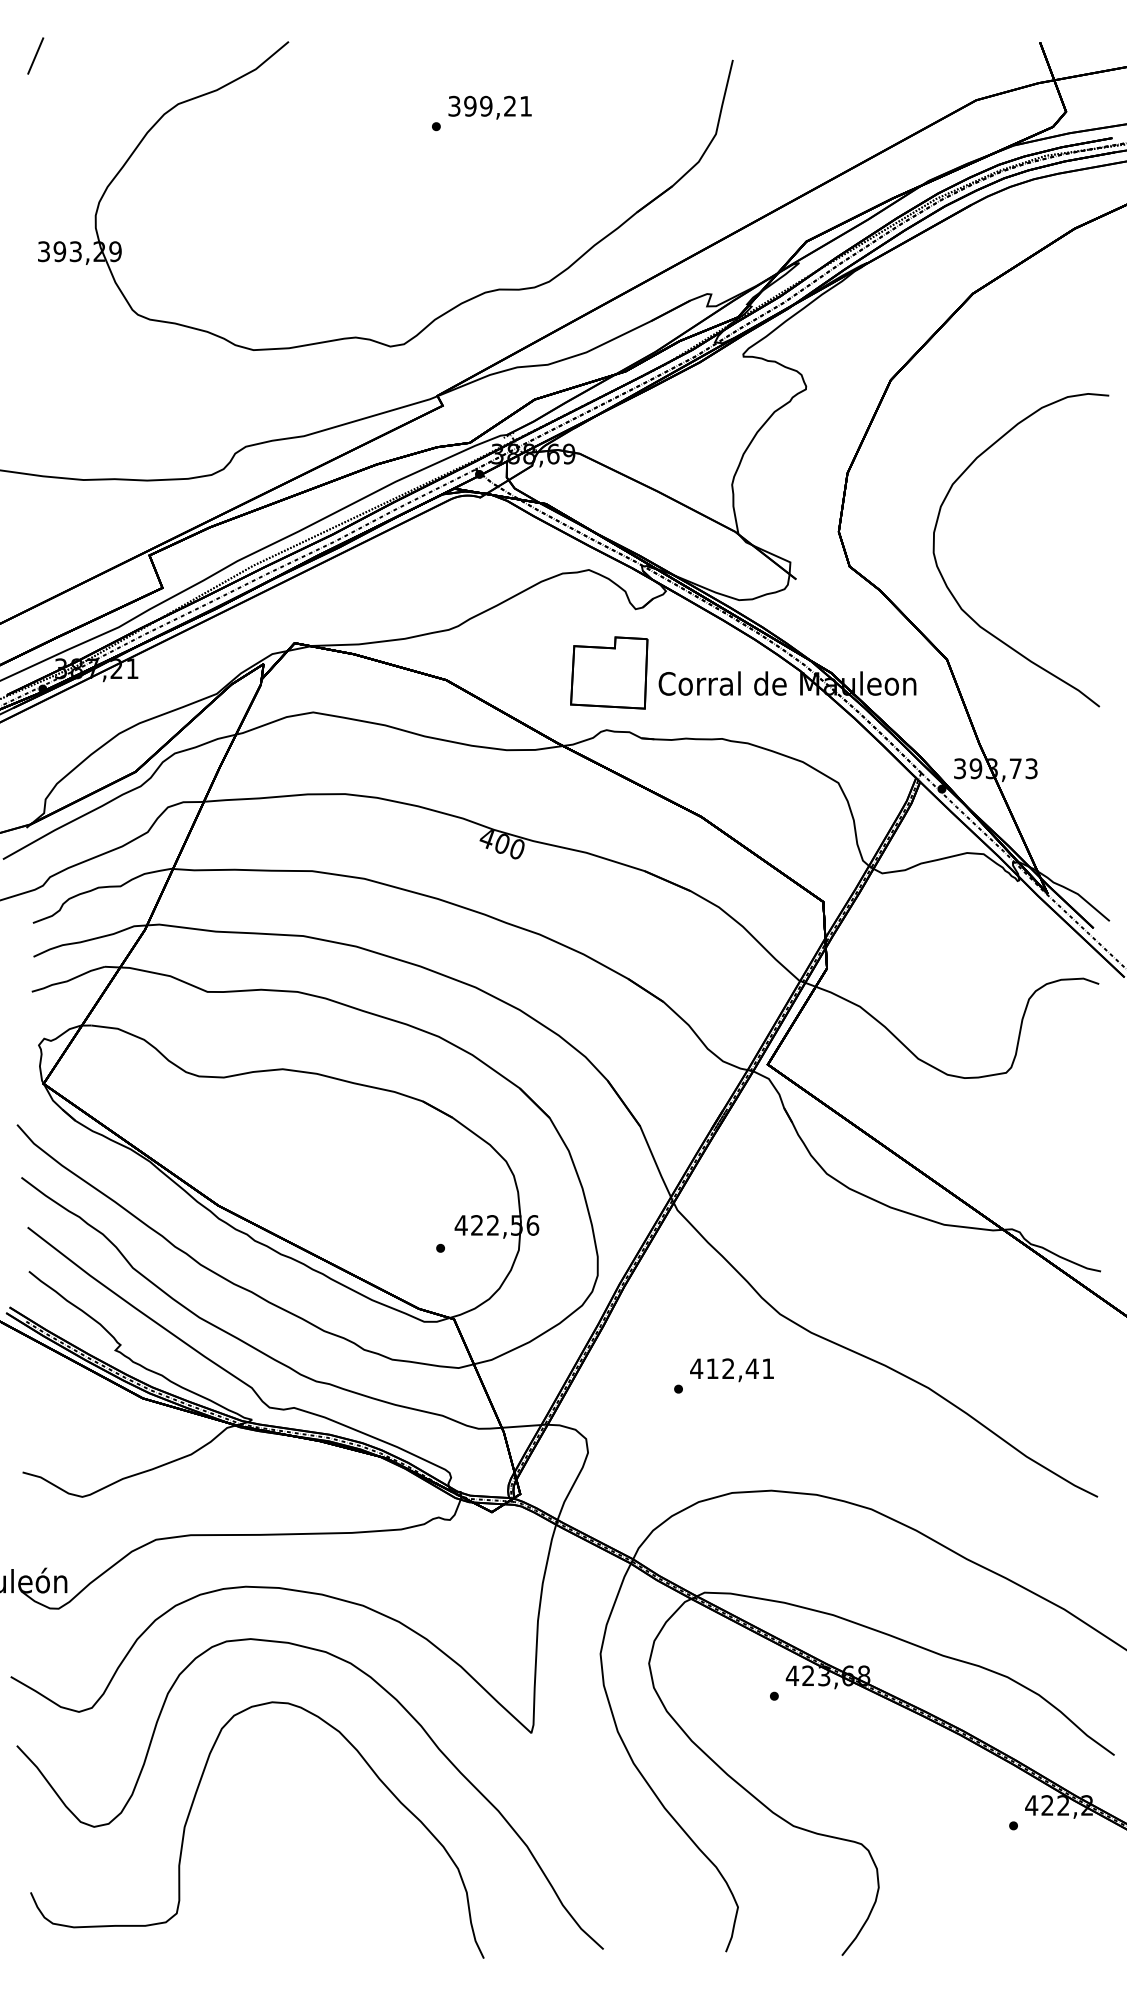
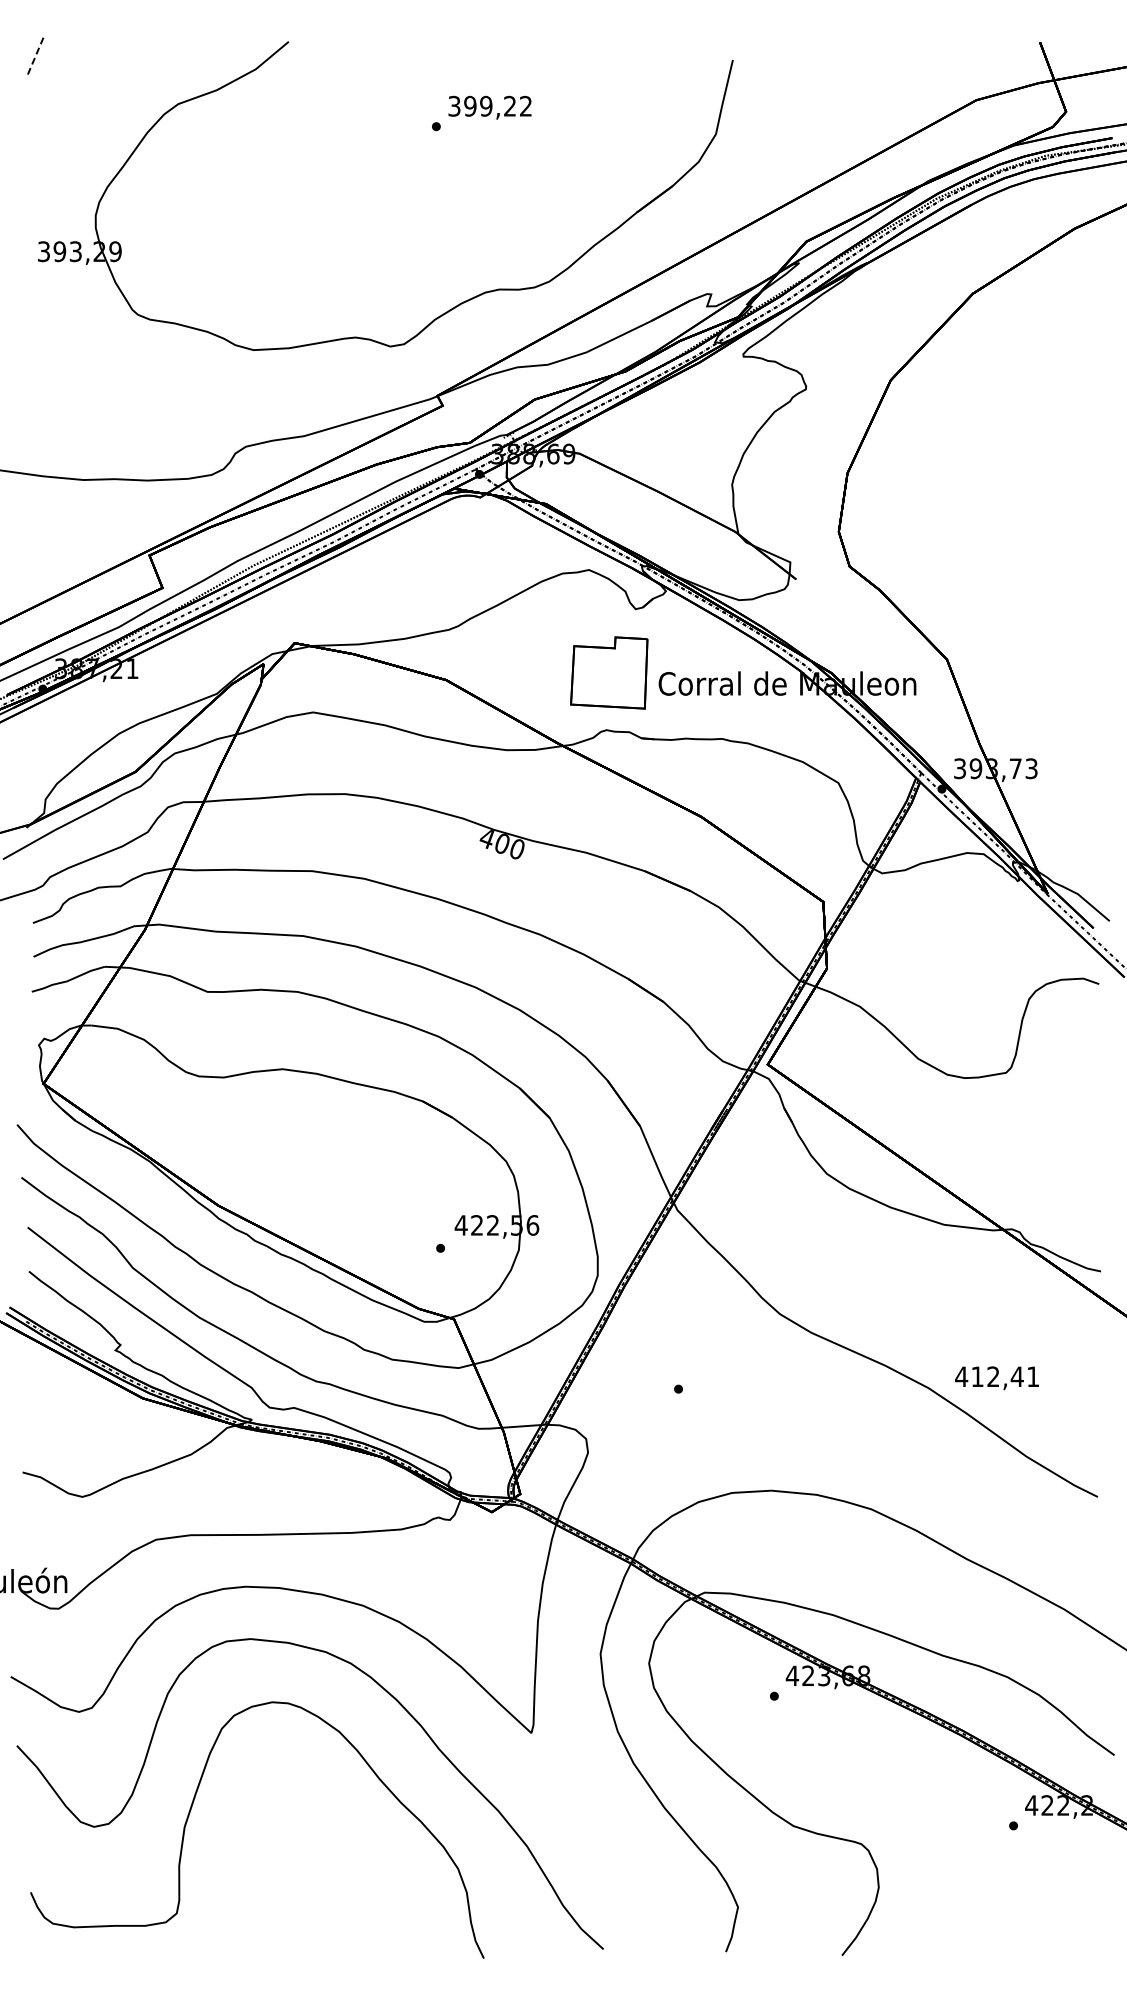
line: solid -> dashed (35, 55)
text: 399,21 -> 399,22 (525, 105)
curve: present -> none (953, 594)
text position: (731, 1370) -> (996, 1378) (996, 1378)
